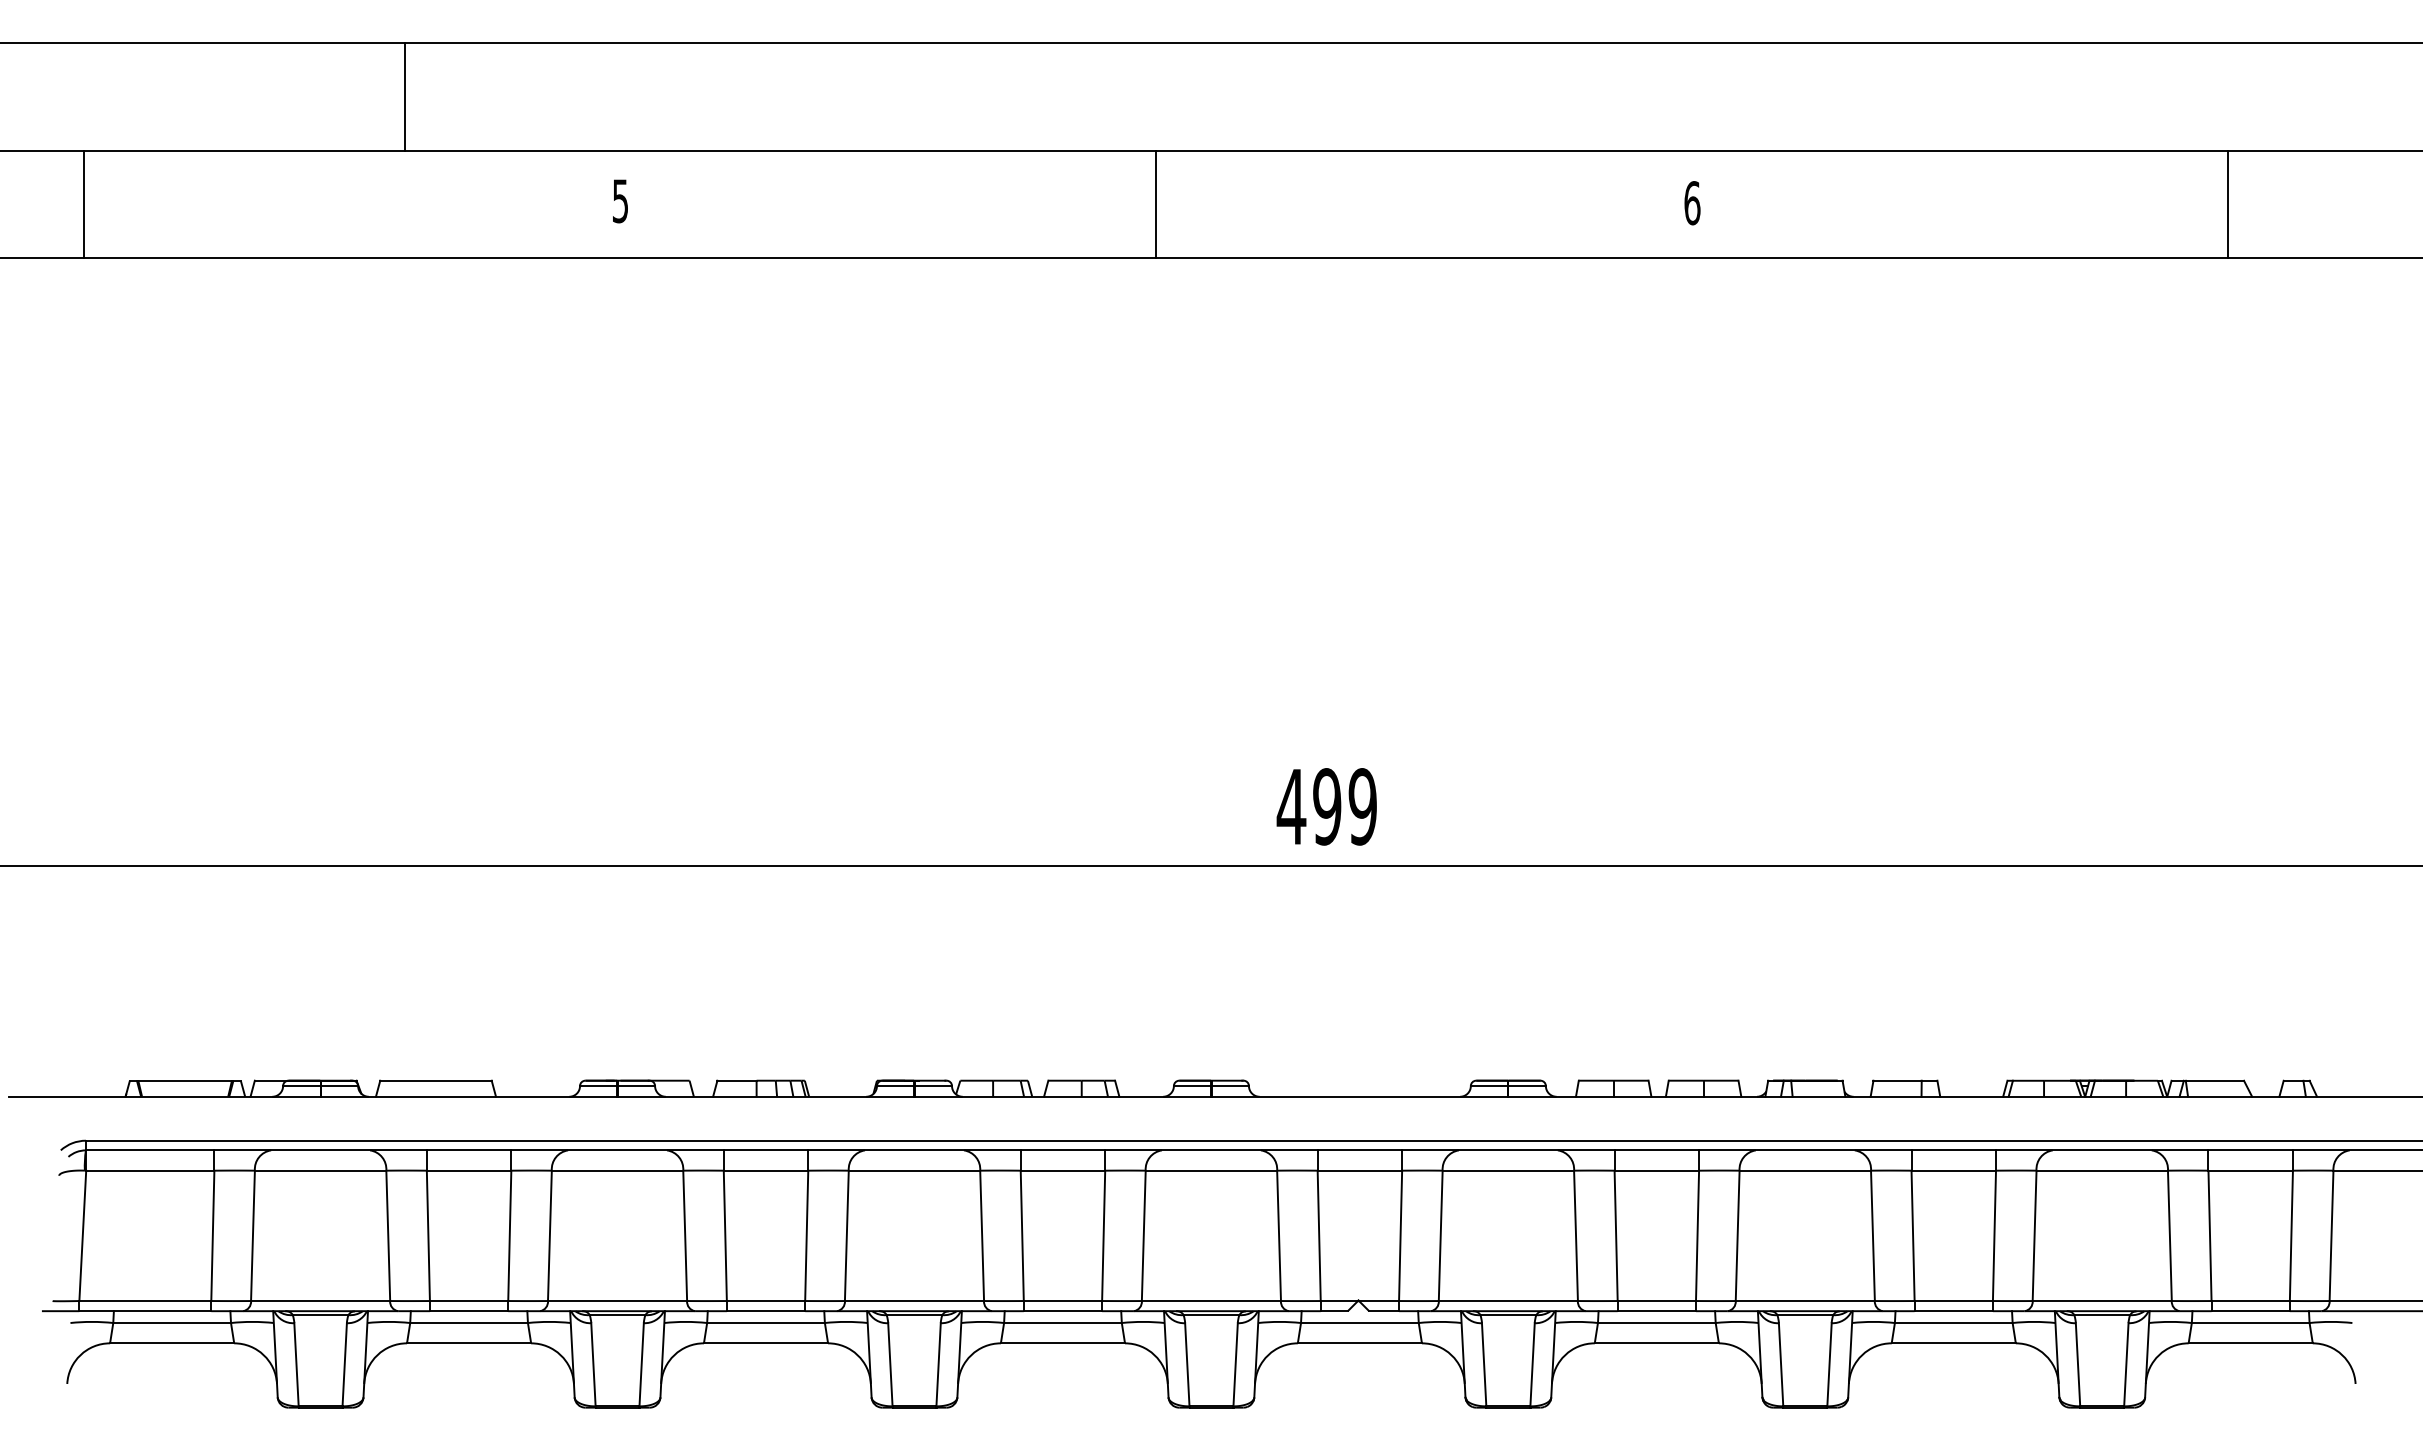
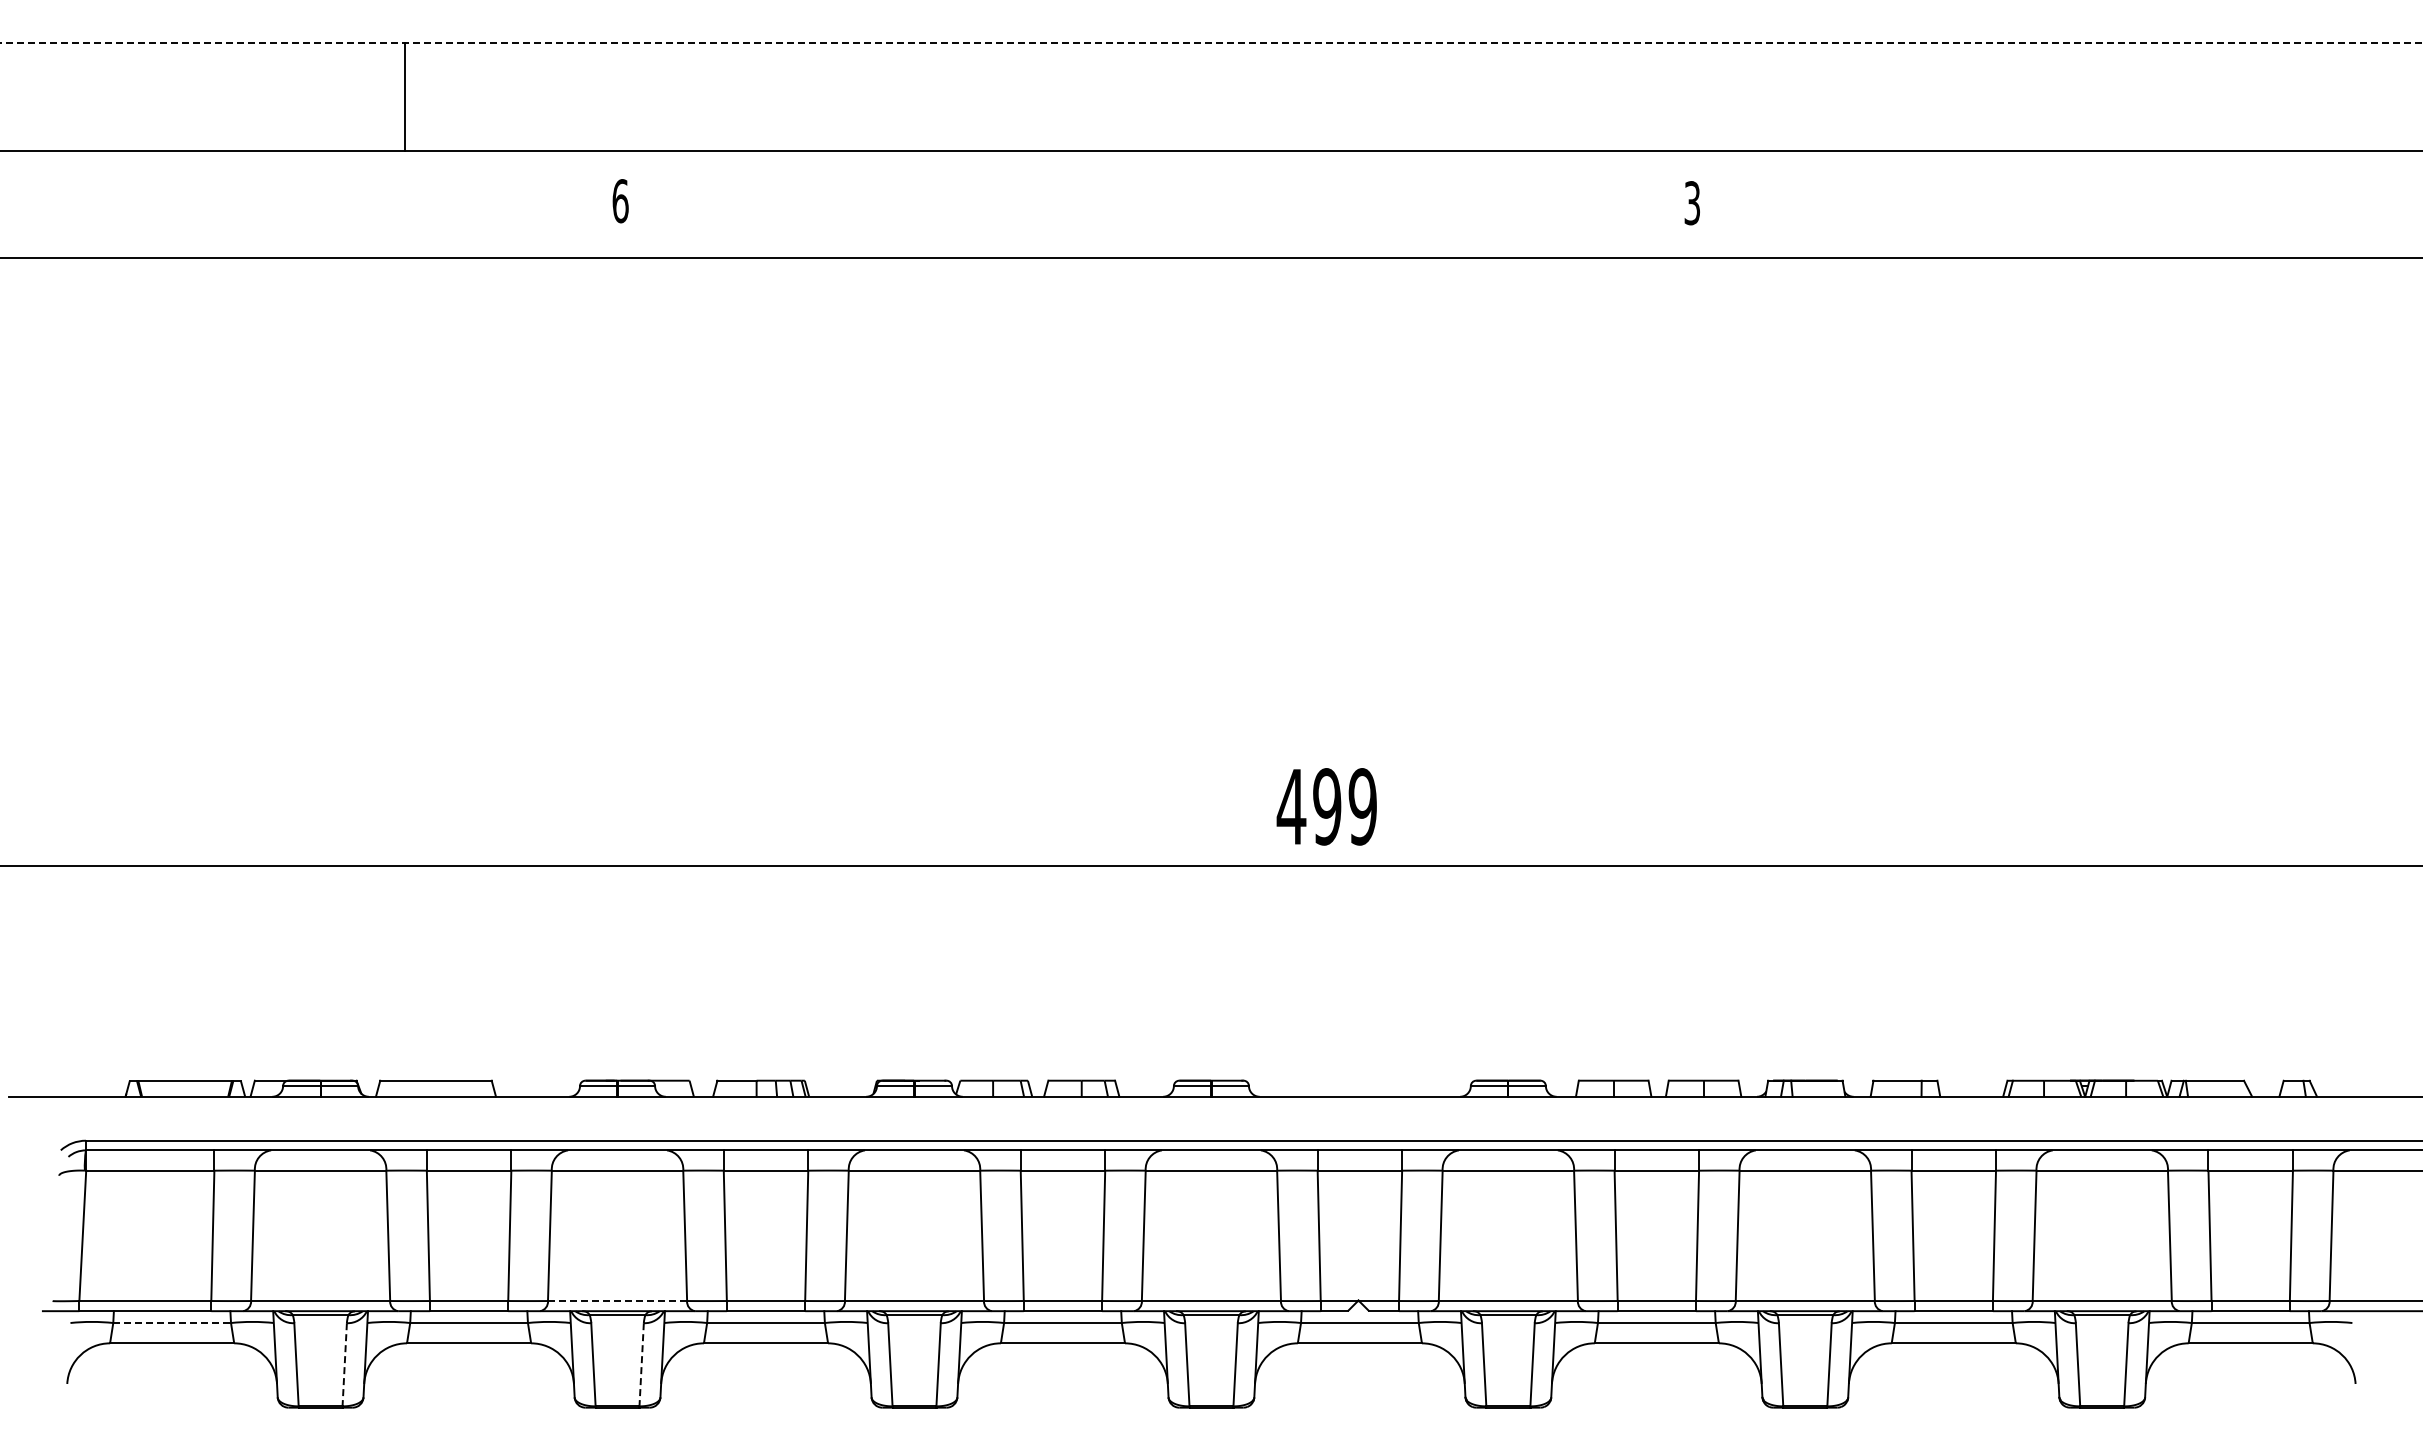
line: solid -> dashed (1212, 43)
text: 5 -> 6 (620, 201)
line: present -> none (83, 203)
line: present -> none (1155, 203)
text: 6 -> 3 (1692, 203)
line: present -> none (2227, 203)
line: solid -> dashed (617, 1301)
line: solid -> dashed (172, 1323)
line: solid -> dashed (344, 1364)
line: solid -> dashed (641, 1364)
